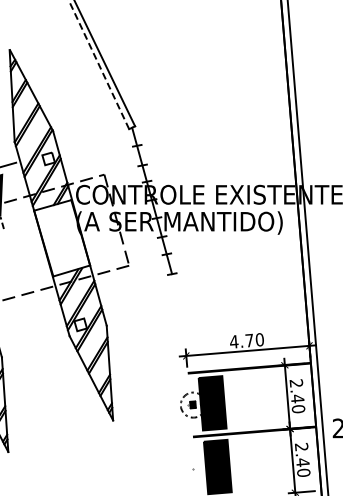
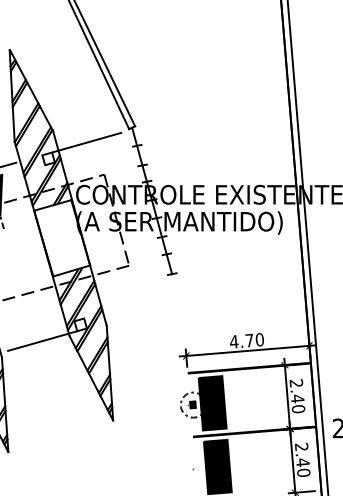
line: dashed -> solid (99, 64)
line: none -> present (86, 142)
line: none -> present (42, 340)
